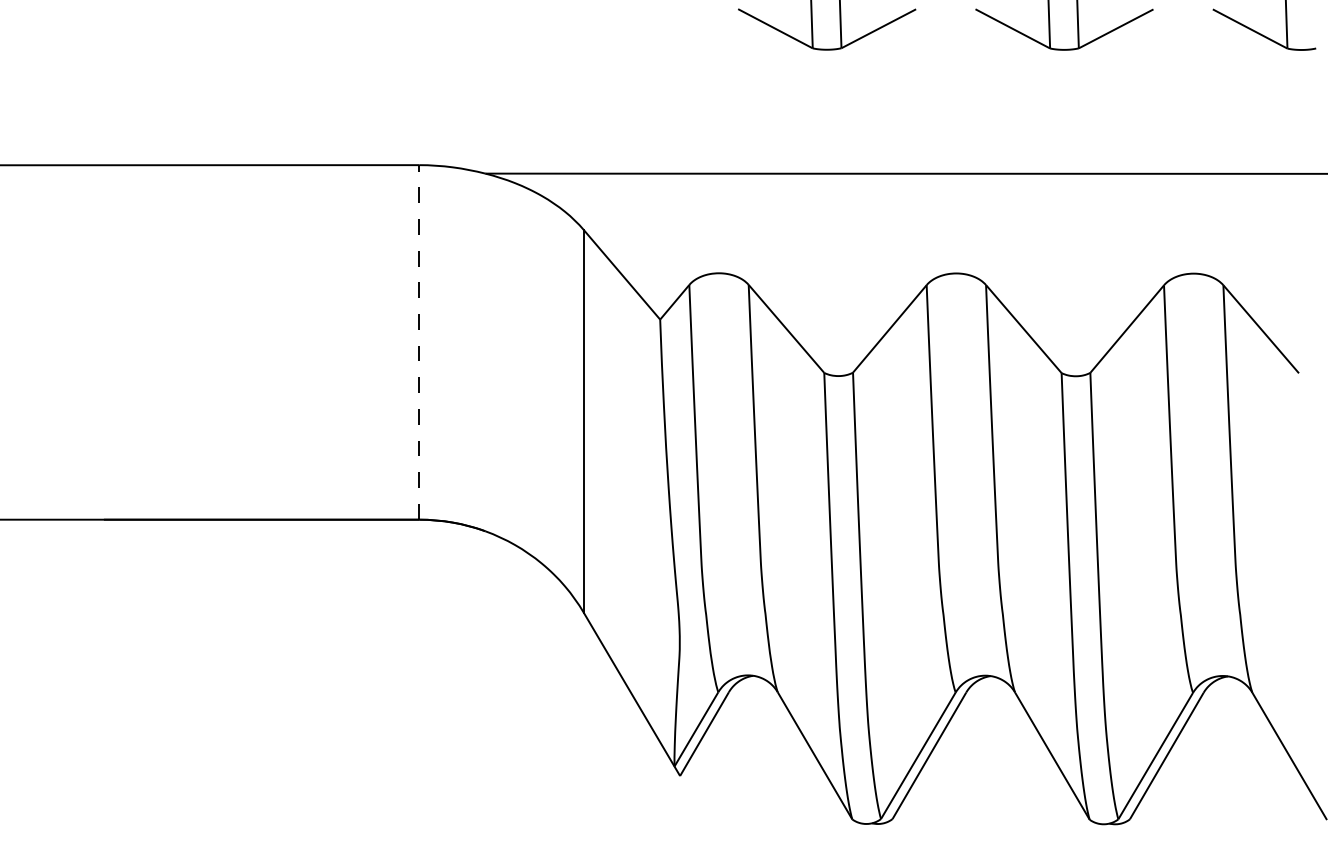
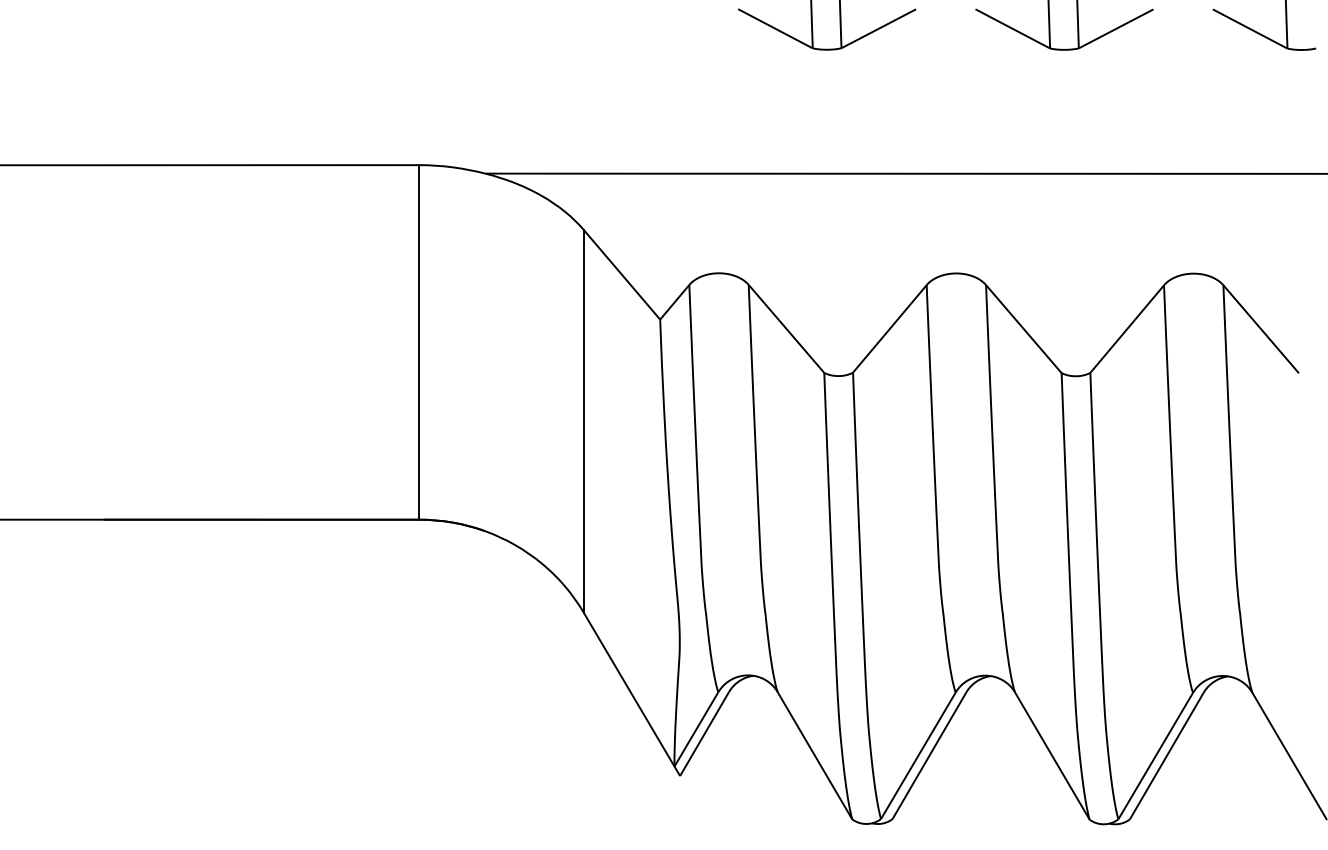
line: dashed -> solid (419, 341)
